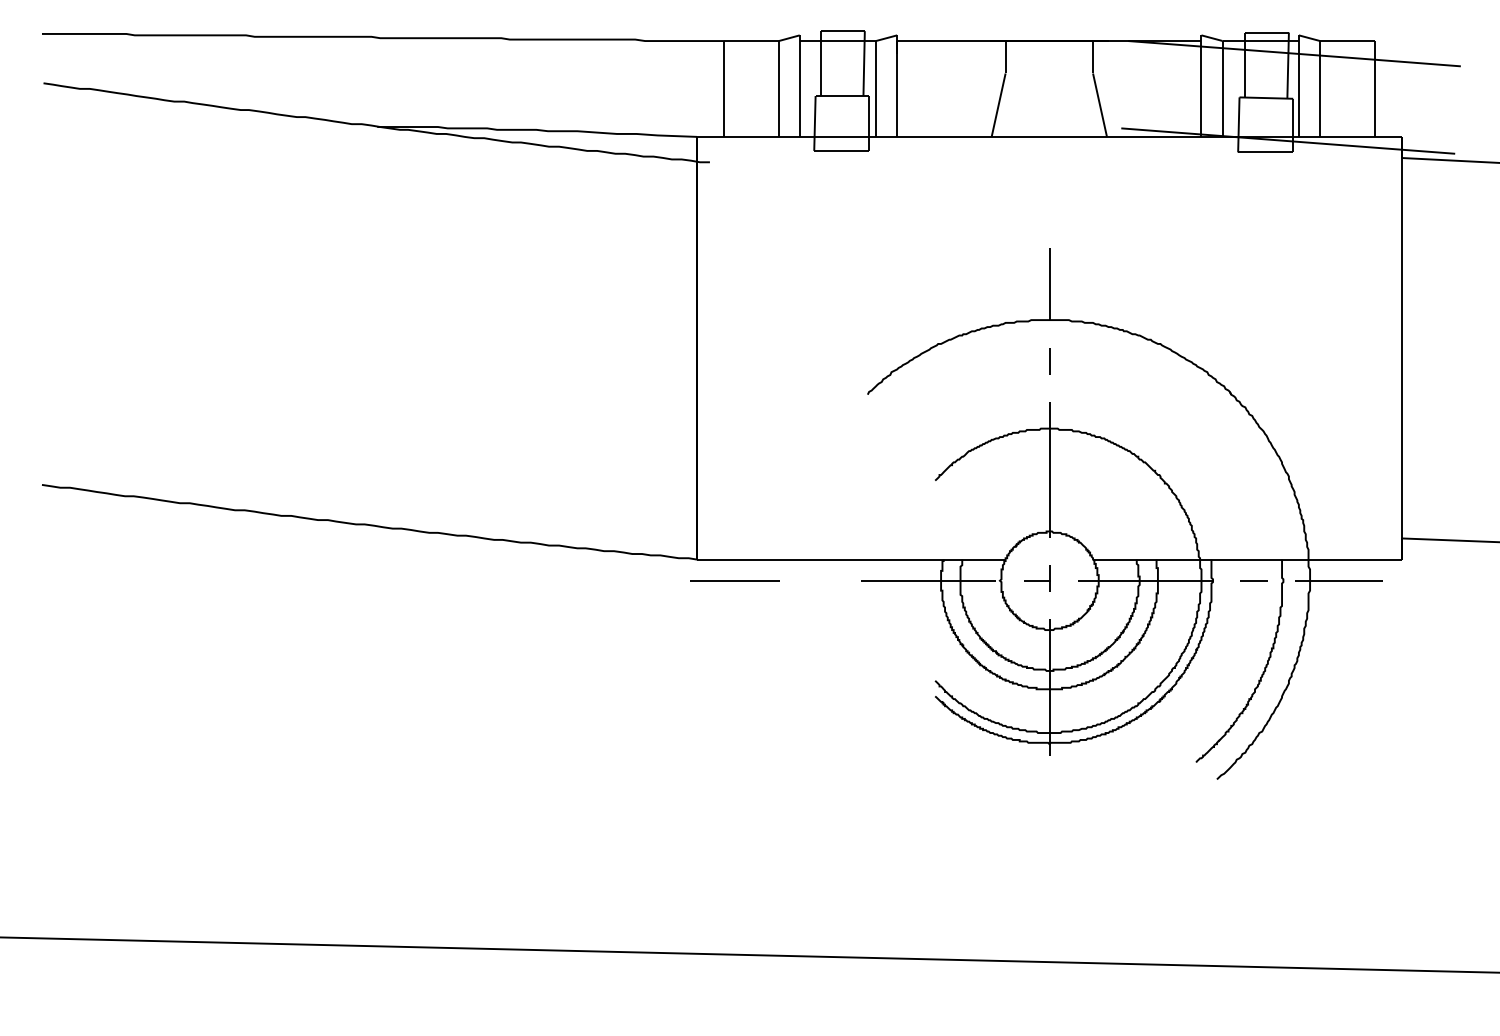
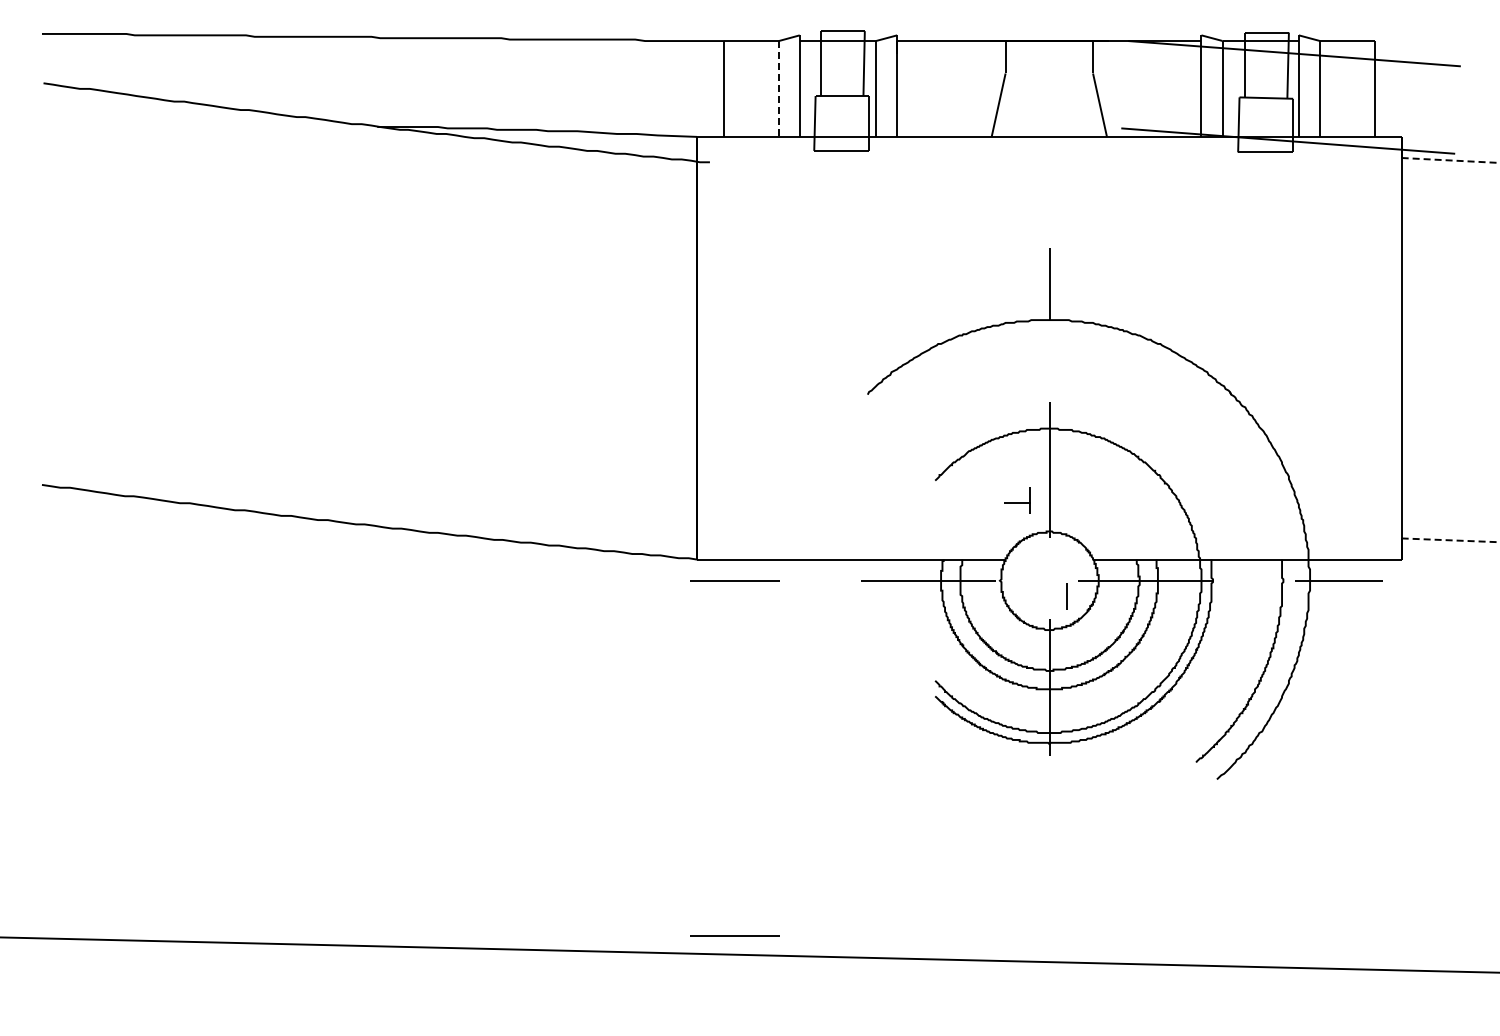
line: solid -> dashed (778, 88)
line: solid -> dashed (1450, 160)
line position: (1049, 361) -> (1066, 596) (1066, 596)
line: solid -> dashed (1450, 540)
part position: (1037, 578) -> (1017, 500) (1017, 500)
line: present -> none (1253, 580)
line: none -> present (734, 935)
